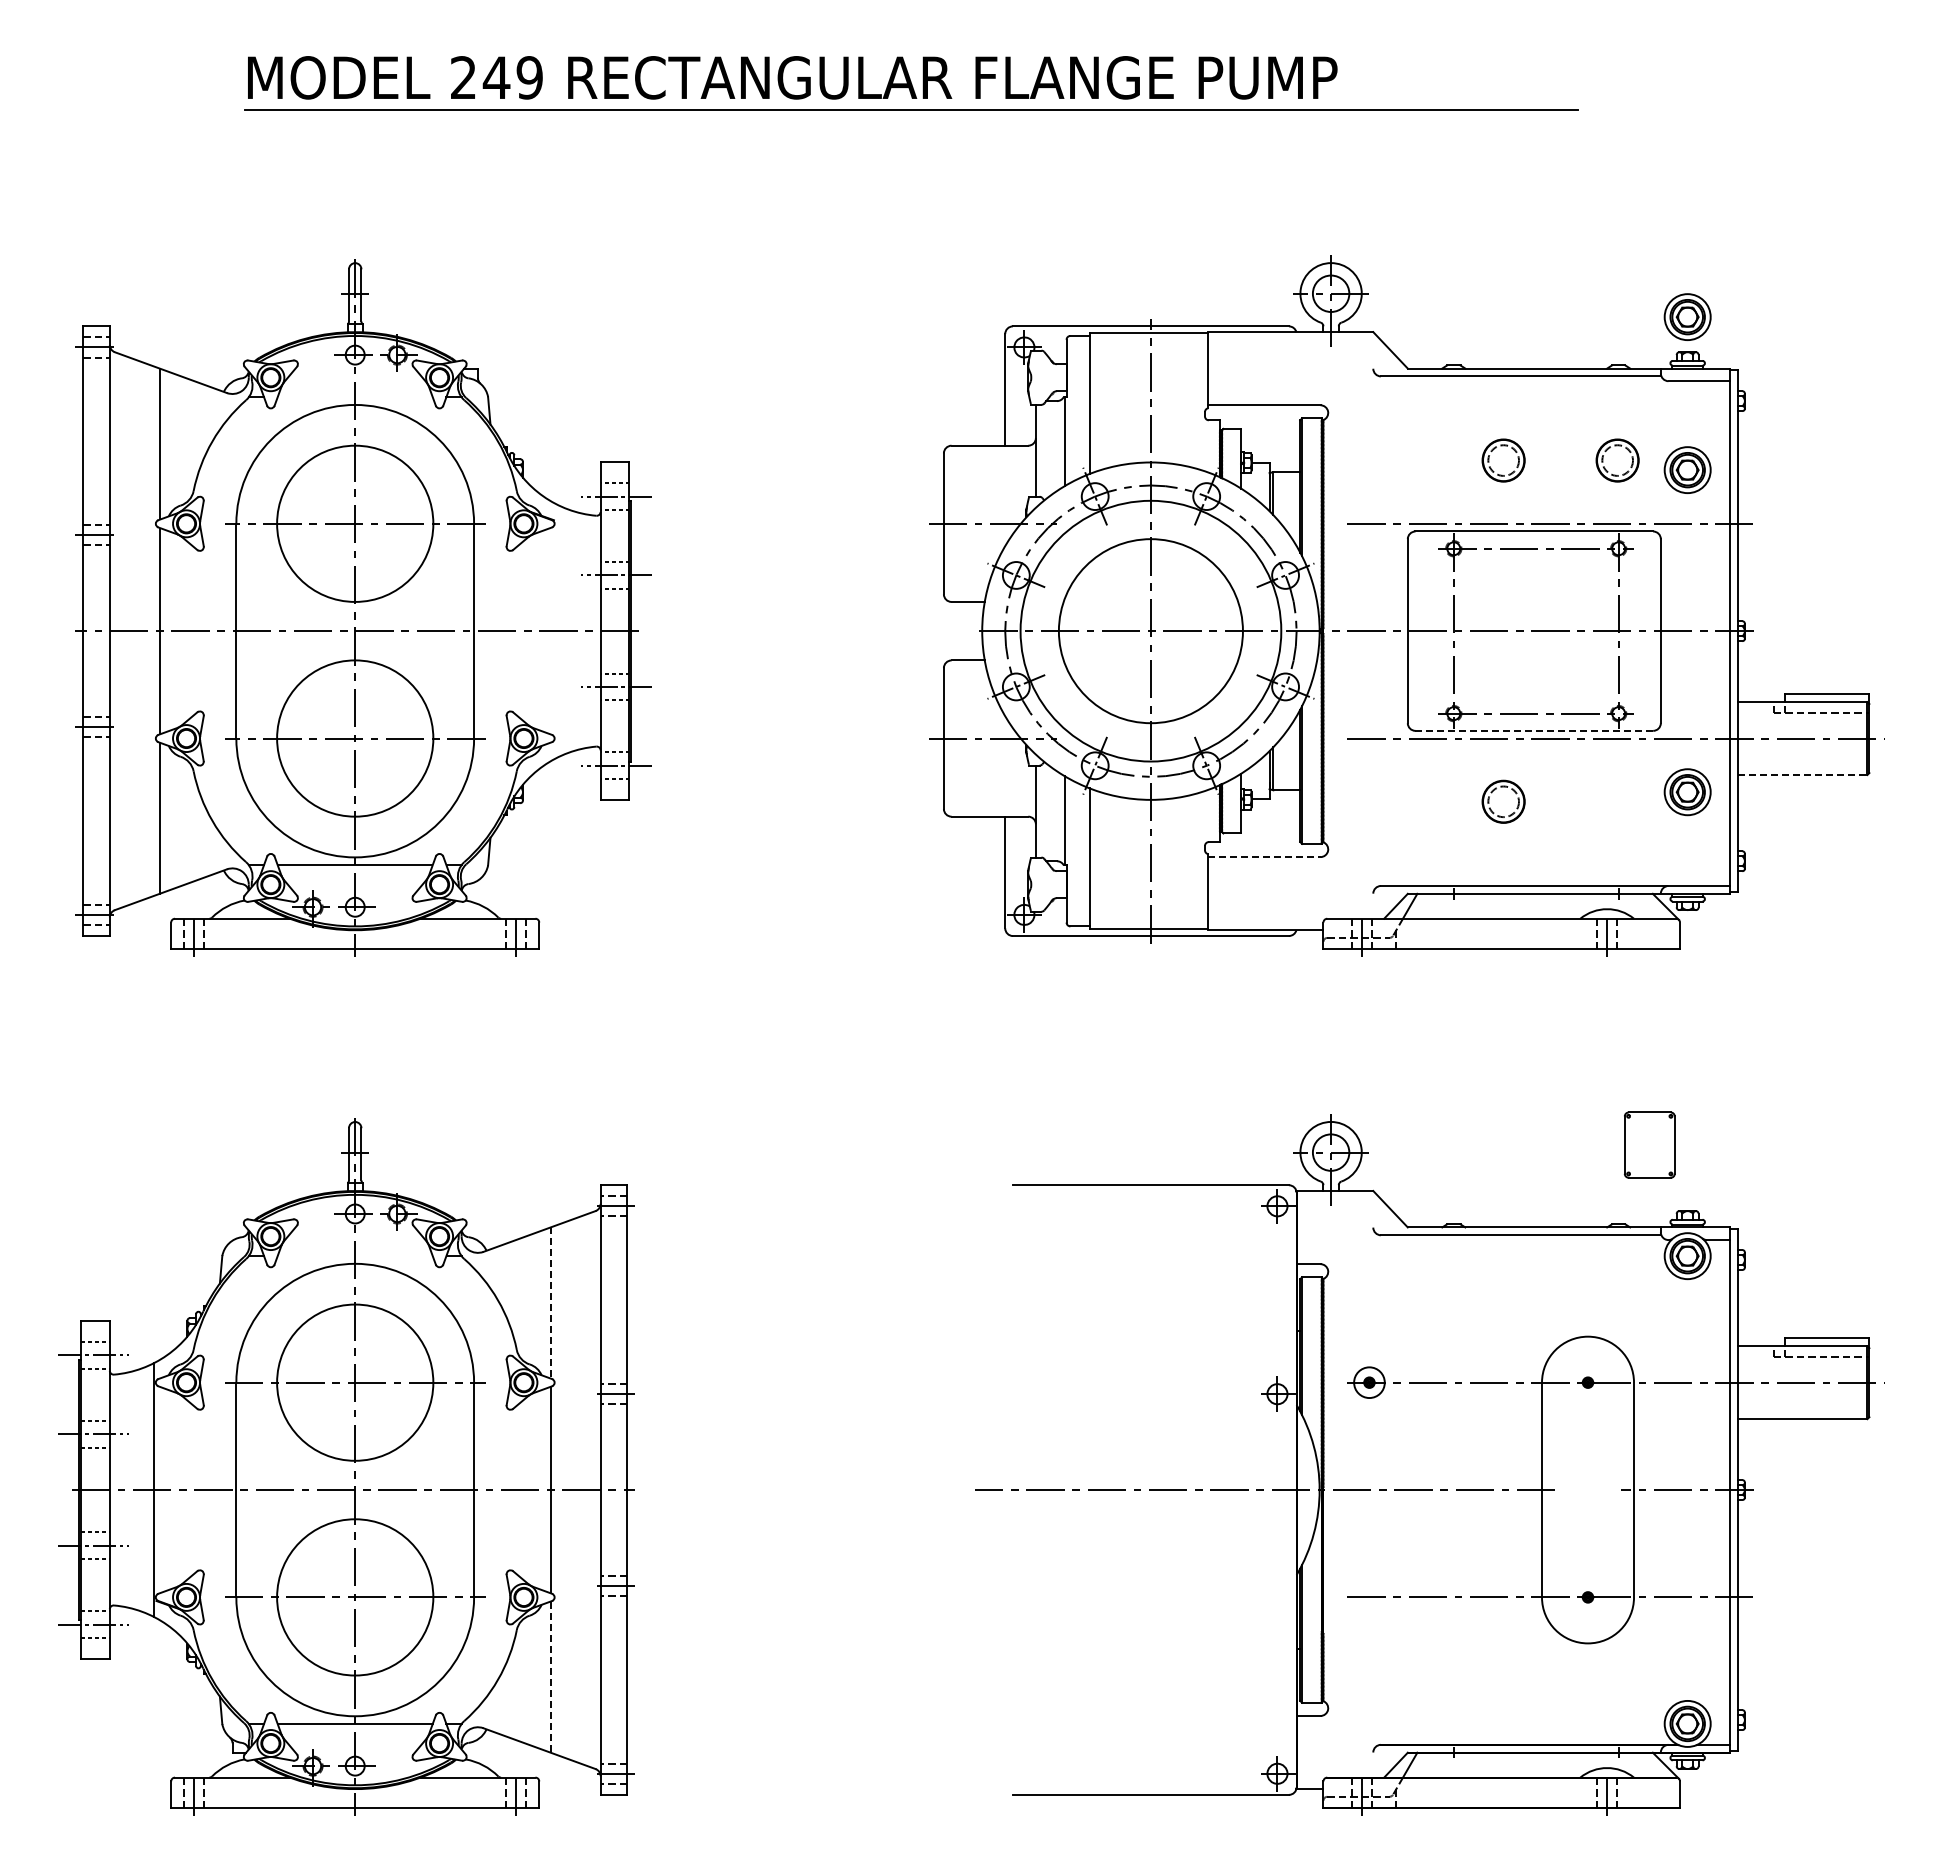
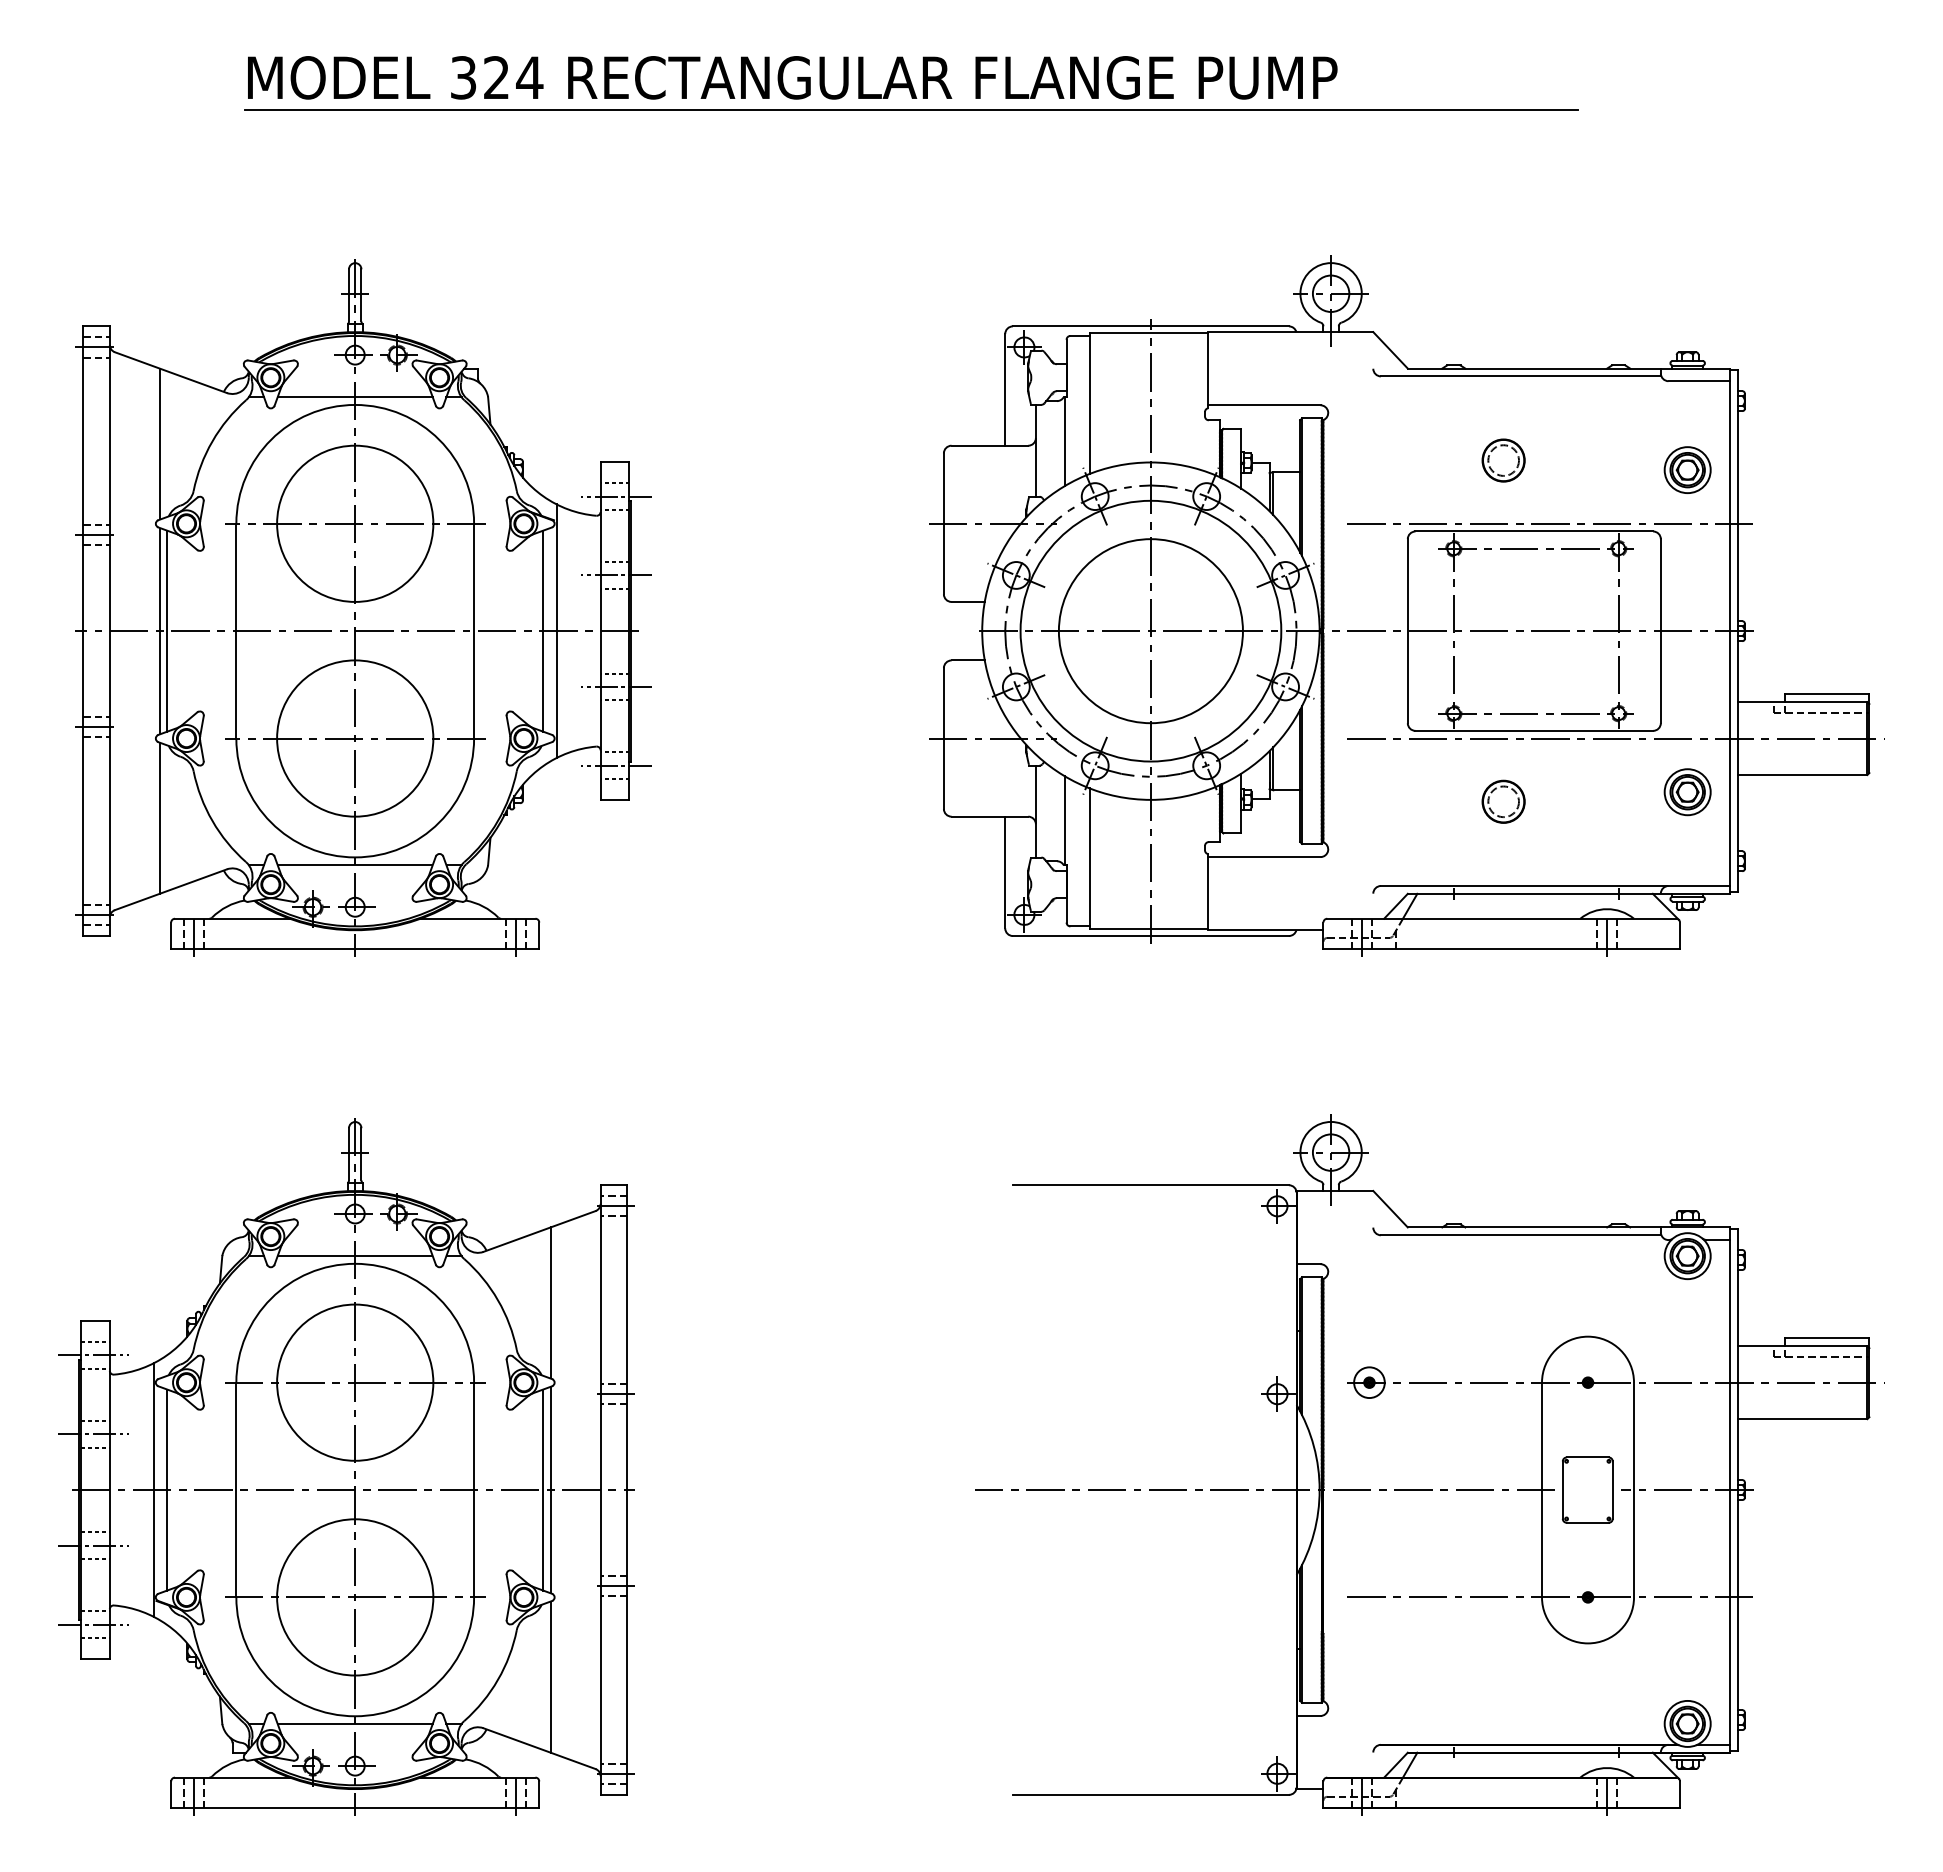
text: 249 -> 324 (497, 77)
part: present -> none (1687, 316)
line: none -> present (354, 397)
part: present -> none (1617, 460)
line: none -> present (167, 630)
line: none -> present (543, 630)
line: none -> present (556, 631)
line: dashed -> solid (1534, 730)
line: dashed -> solid (1802, 774)
line: dashed -> solid (1264, 857)
part position: (1649, 1144) -> (1587, 1489) (1587, 1489)
line: none -> present (355, 1256)
line: dashed -> solid (550, 1303)
line: none -> present (167, 1489)
line: none -> present (543, 1489)
line: dashed -> solid (550, 1677)
